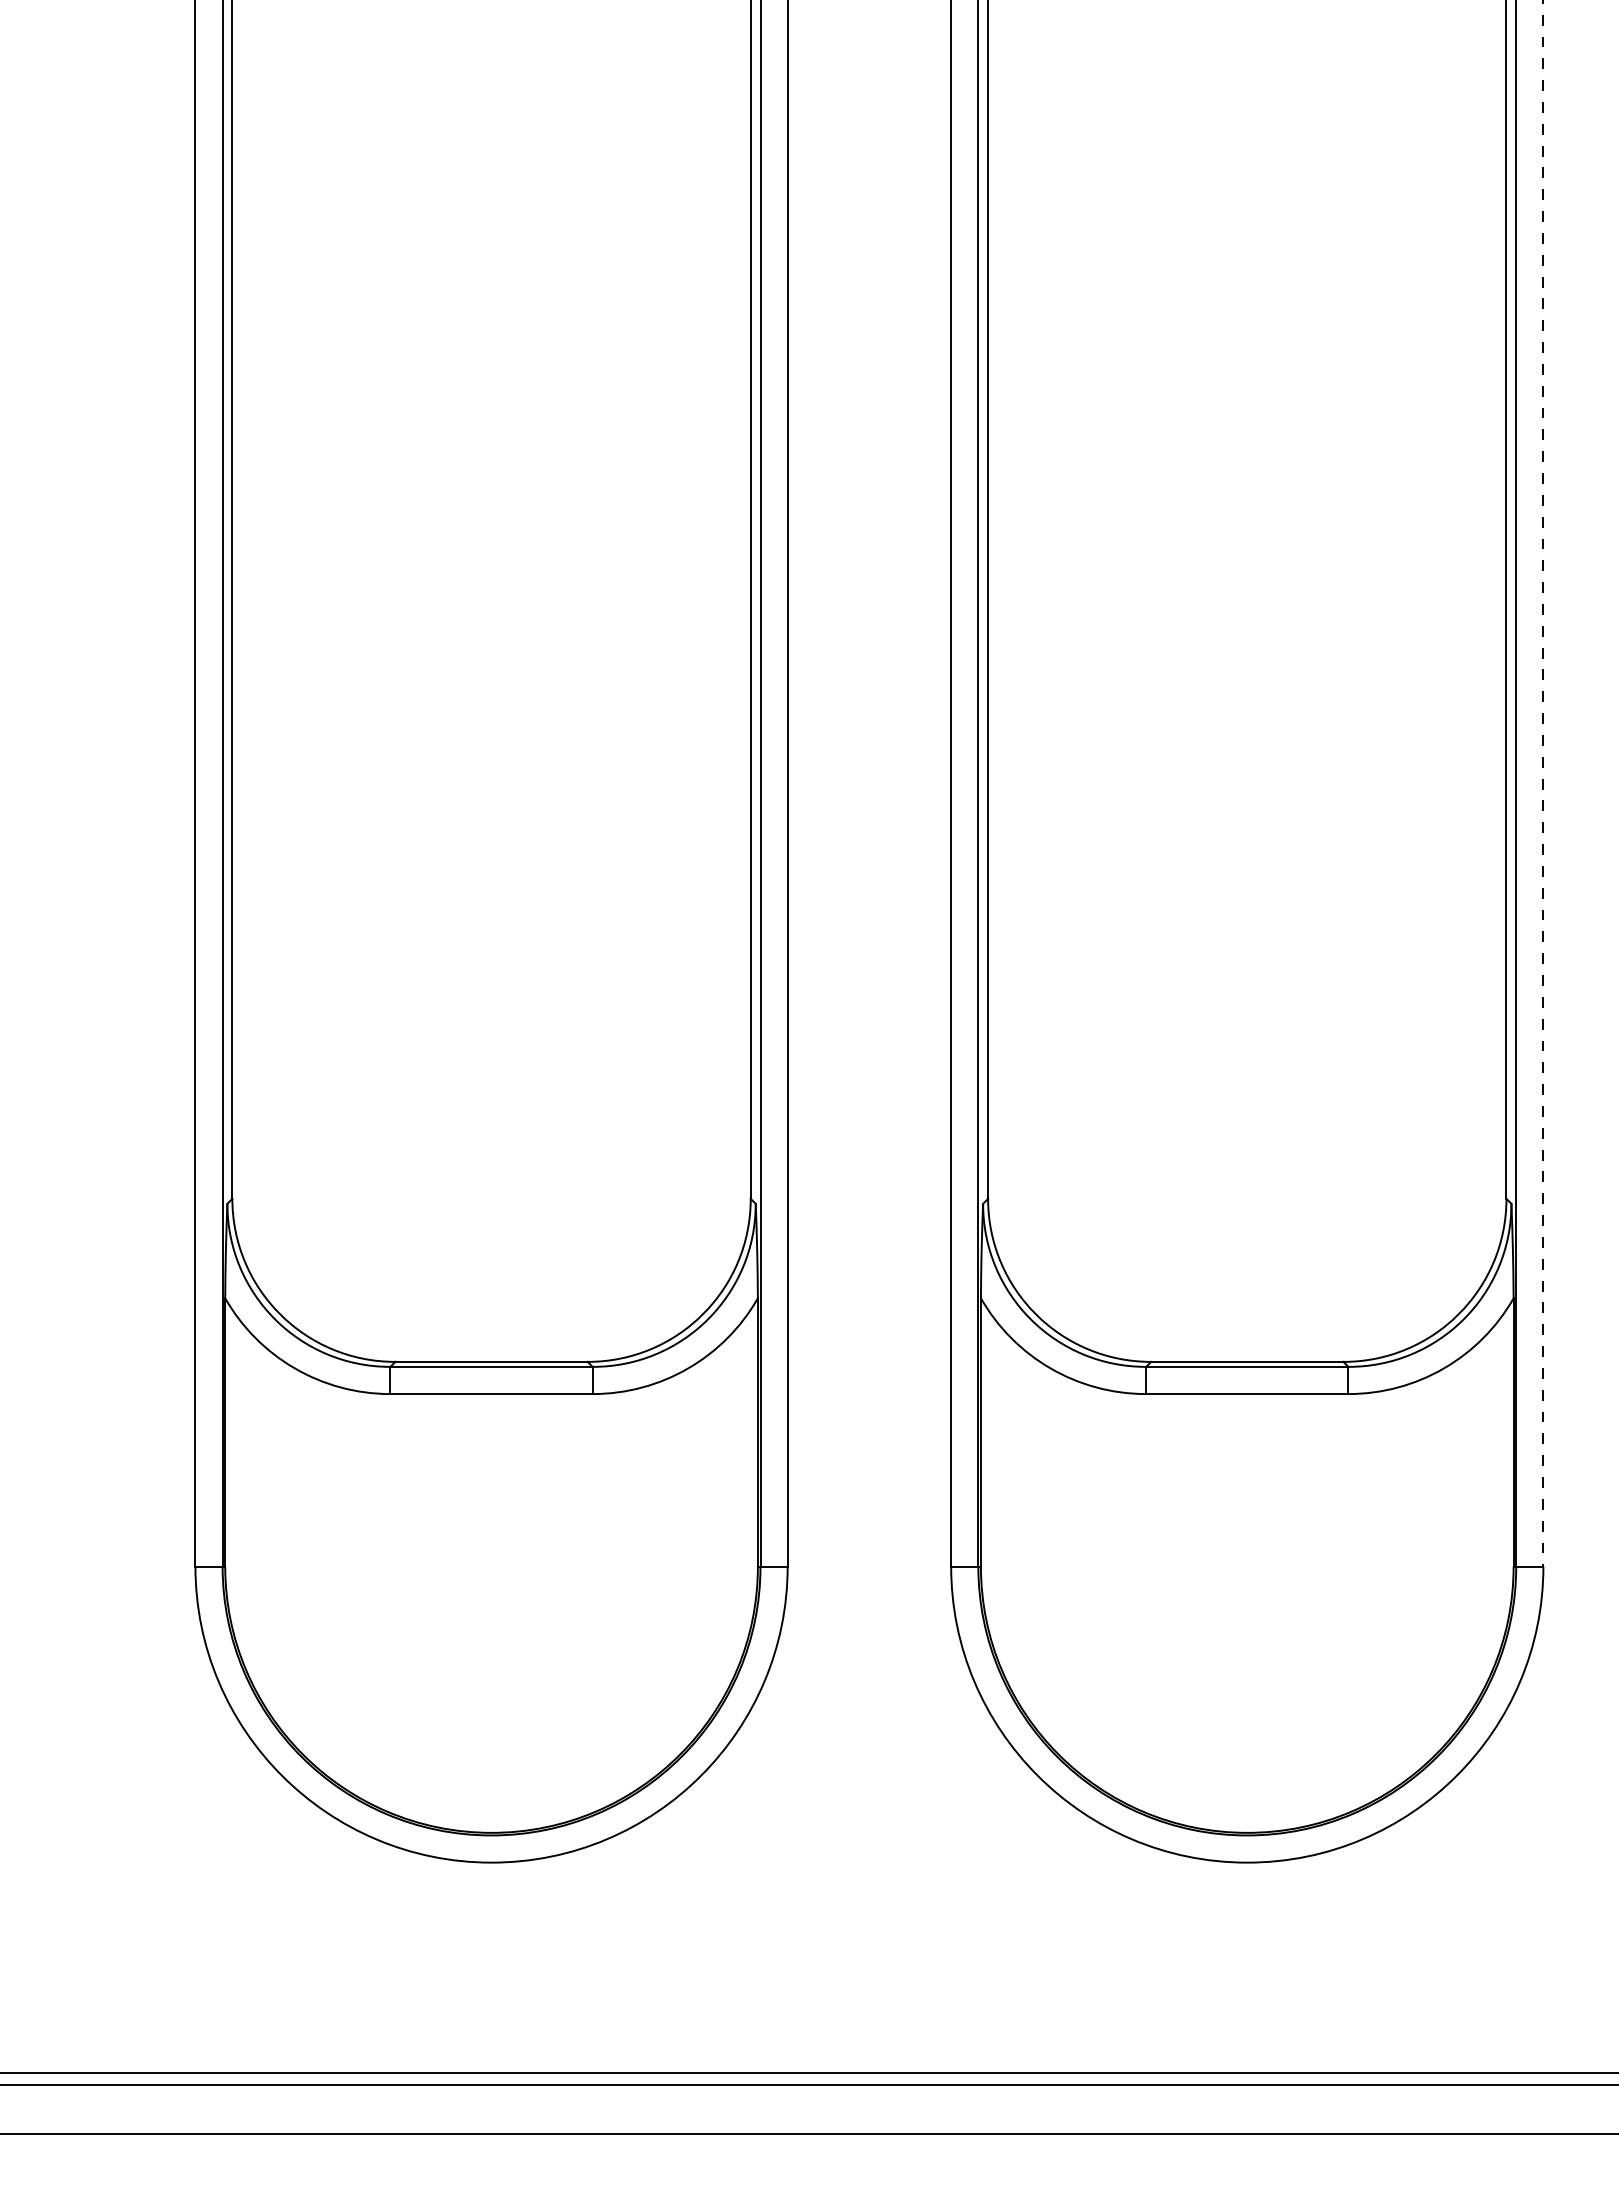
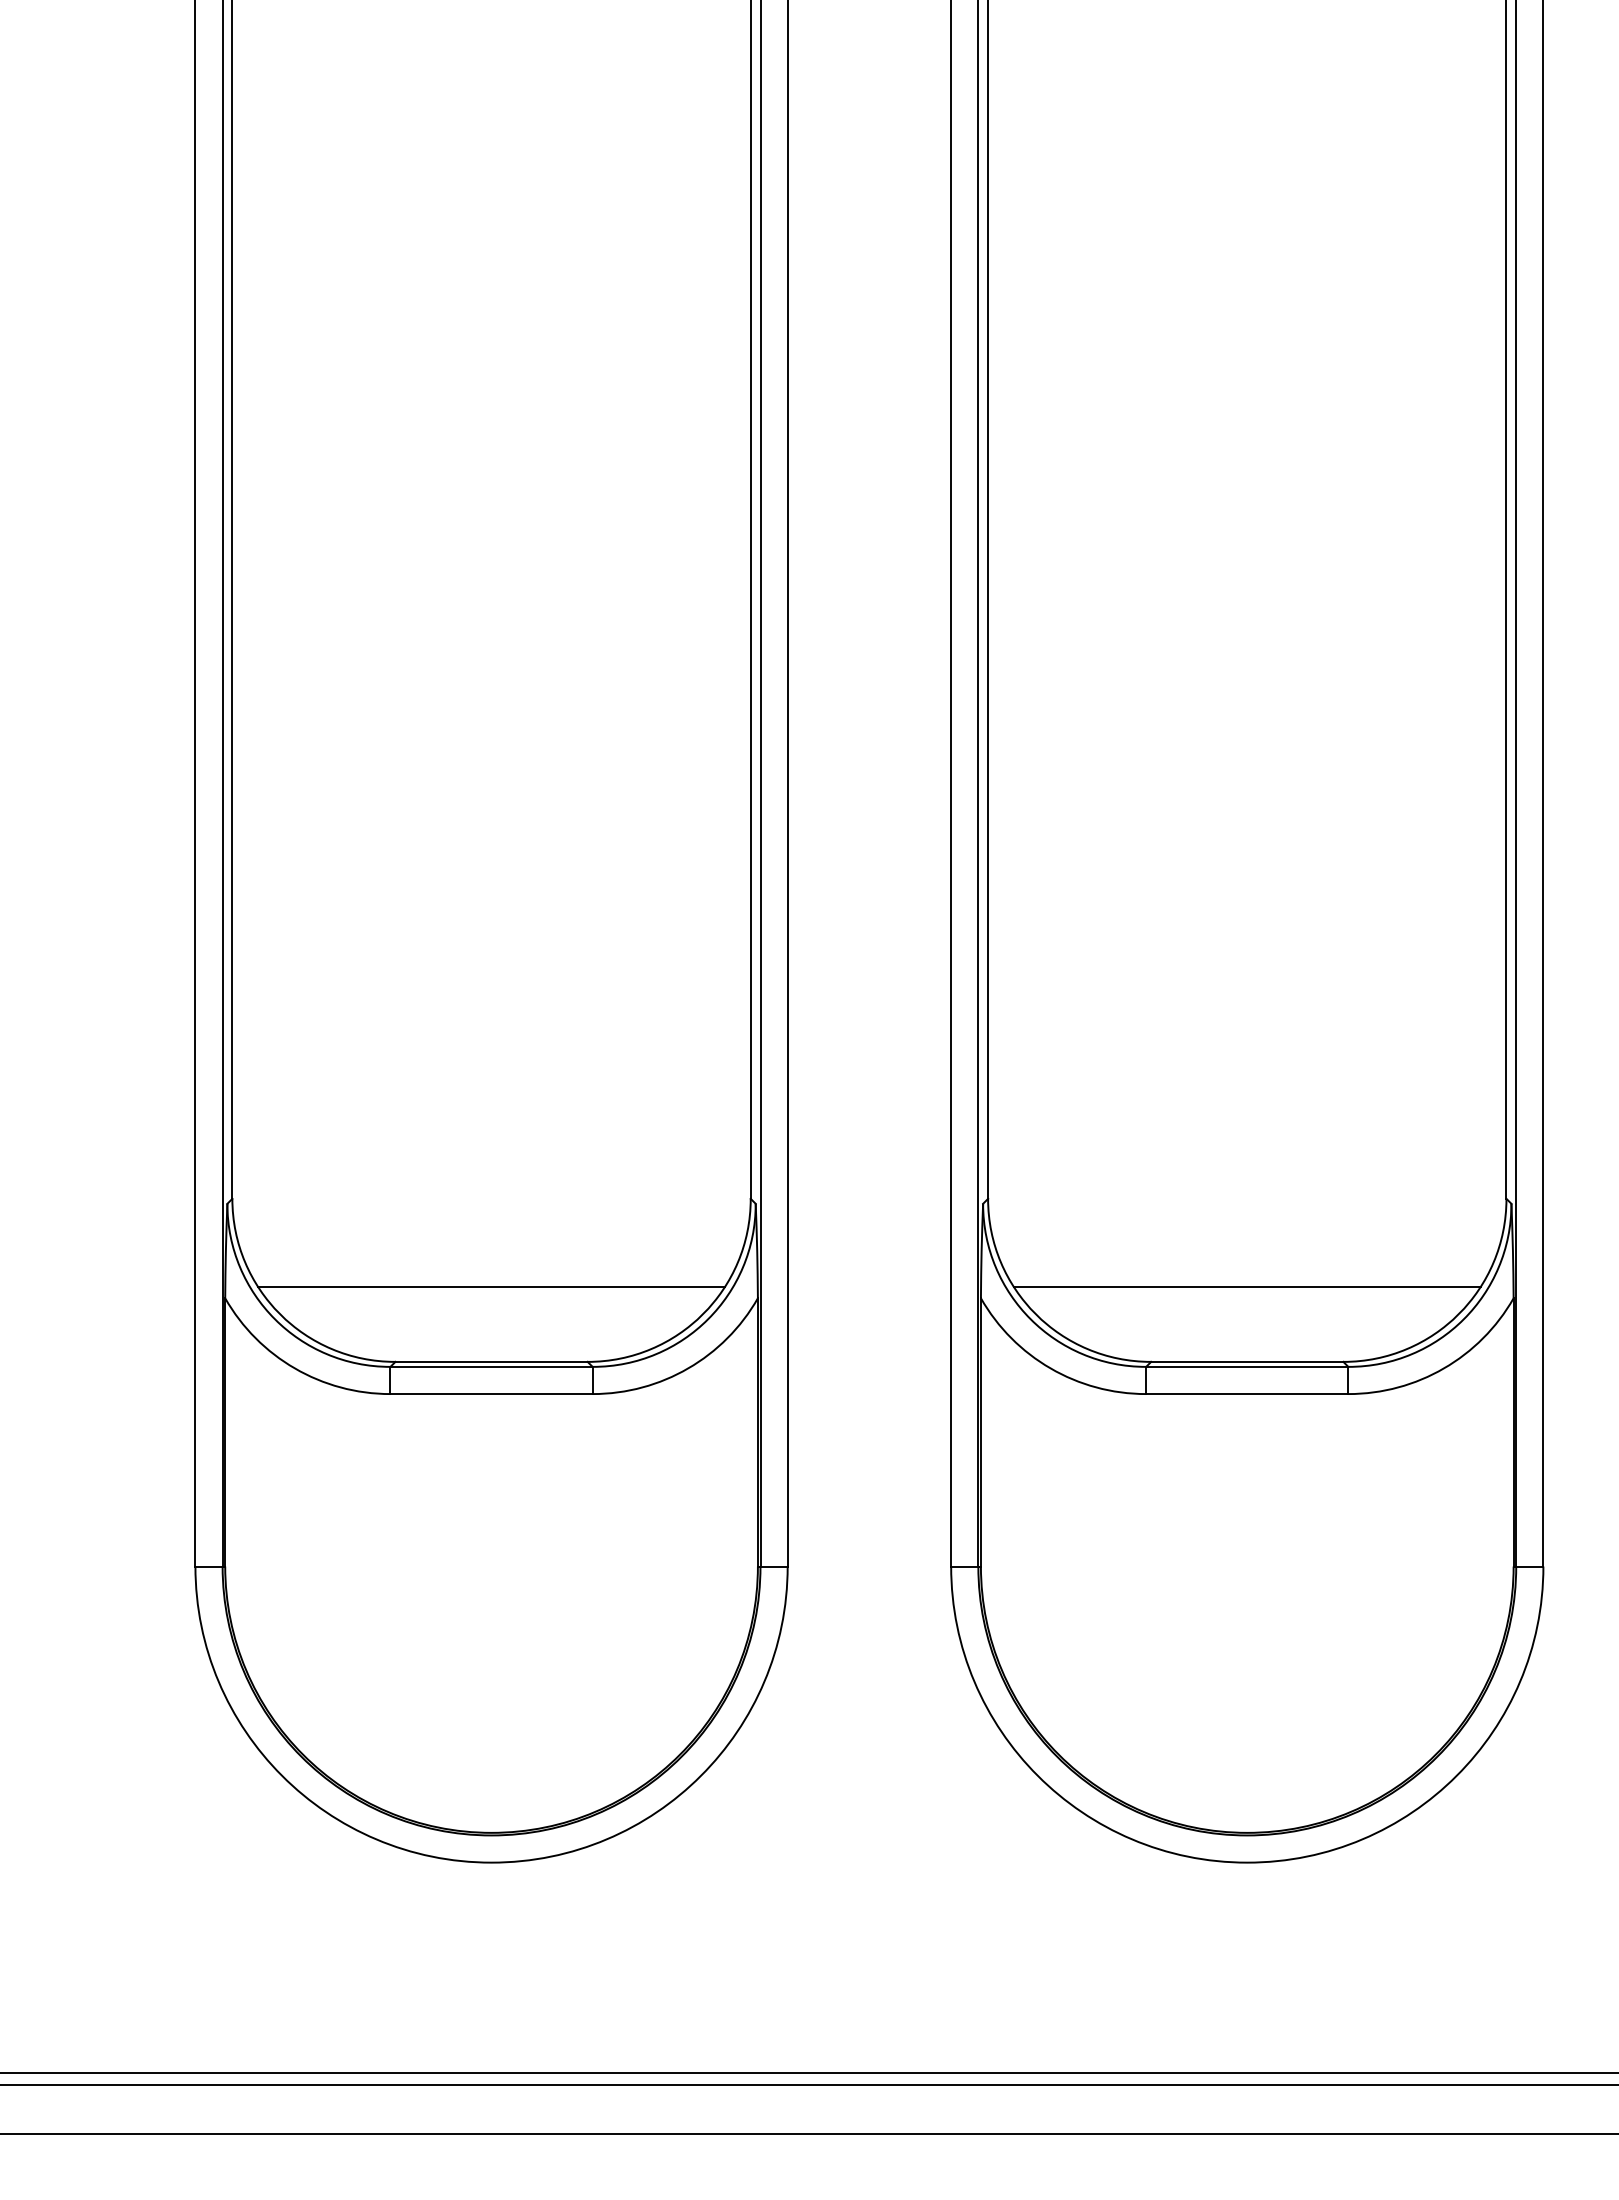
line: dashed -> solid (1543, 783)
line: none -> present (491, 1286)
line: none -> present (1246, 1286)
